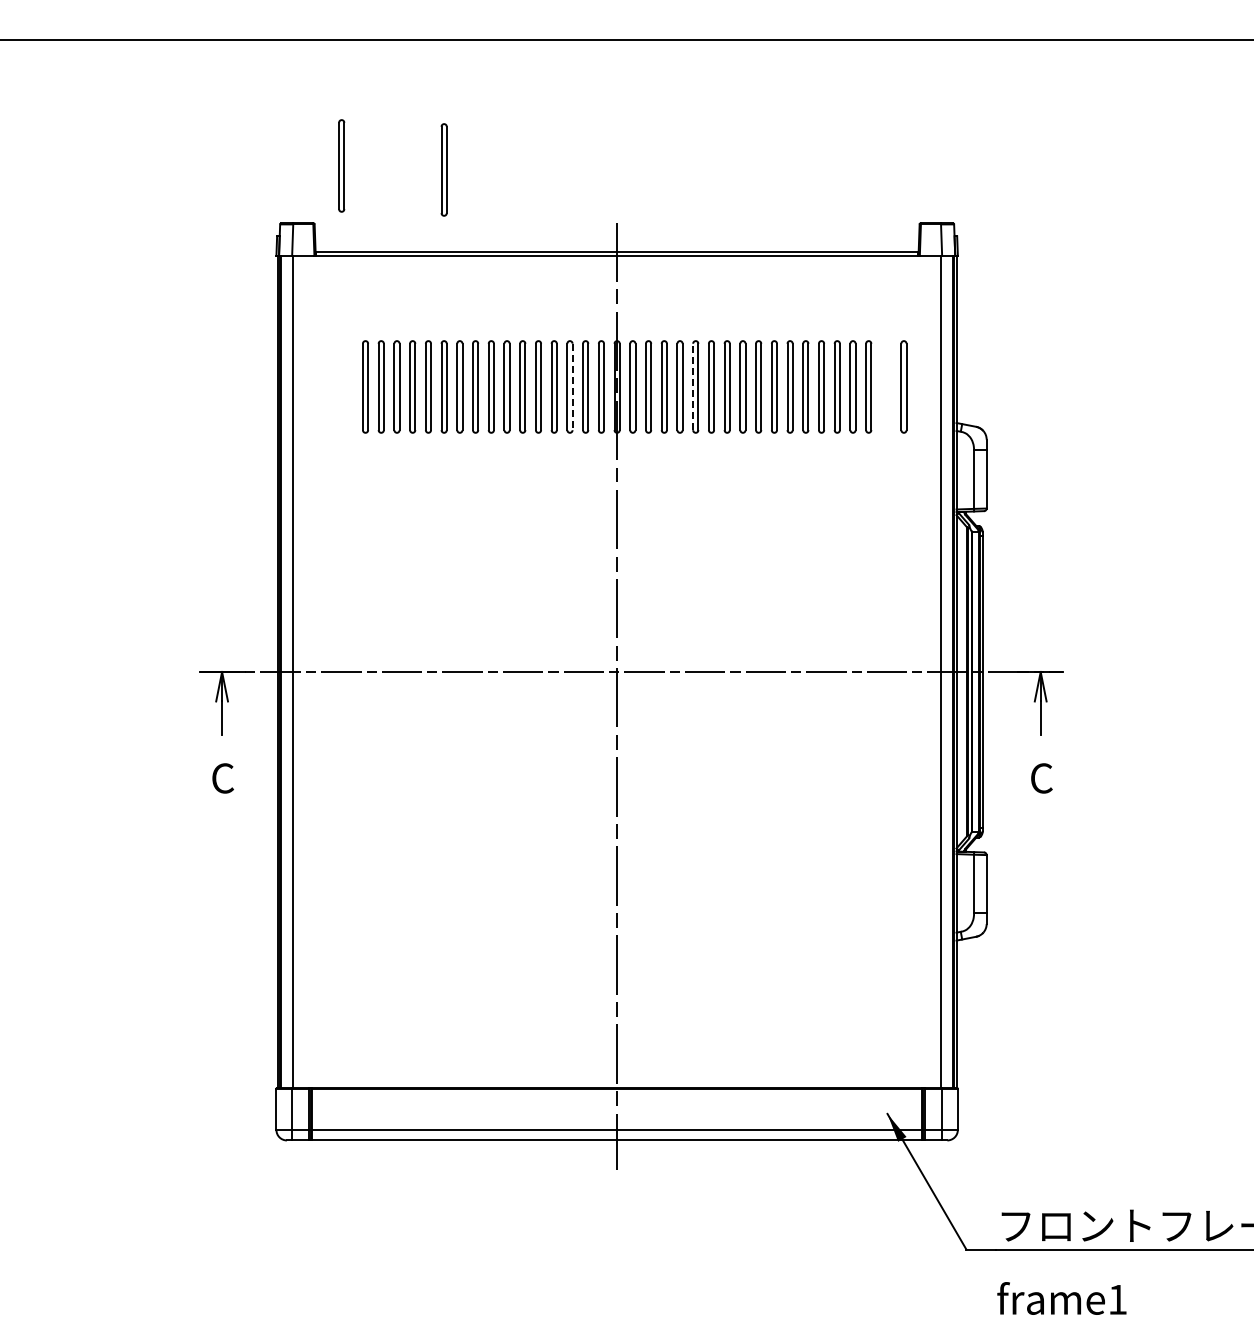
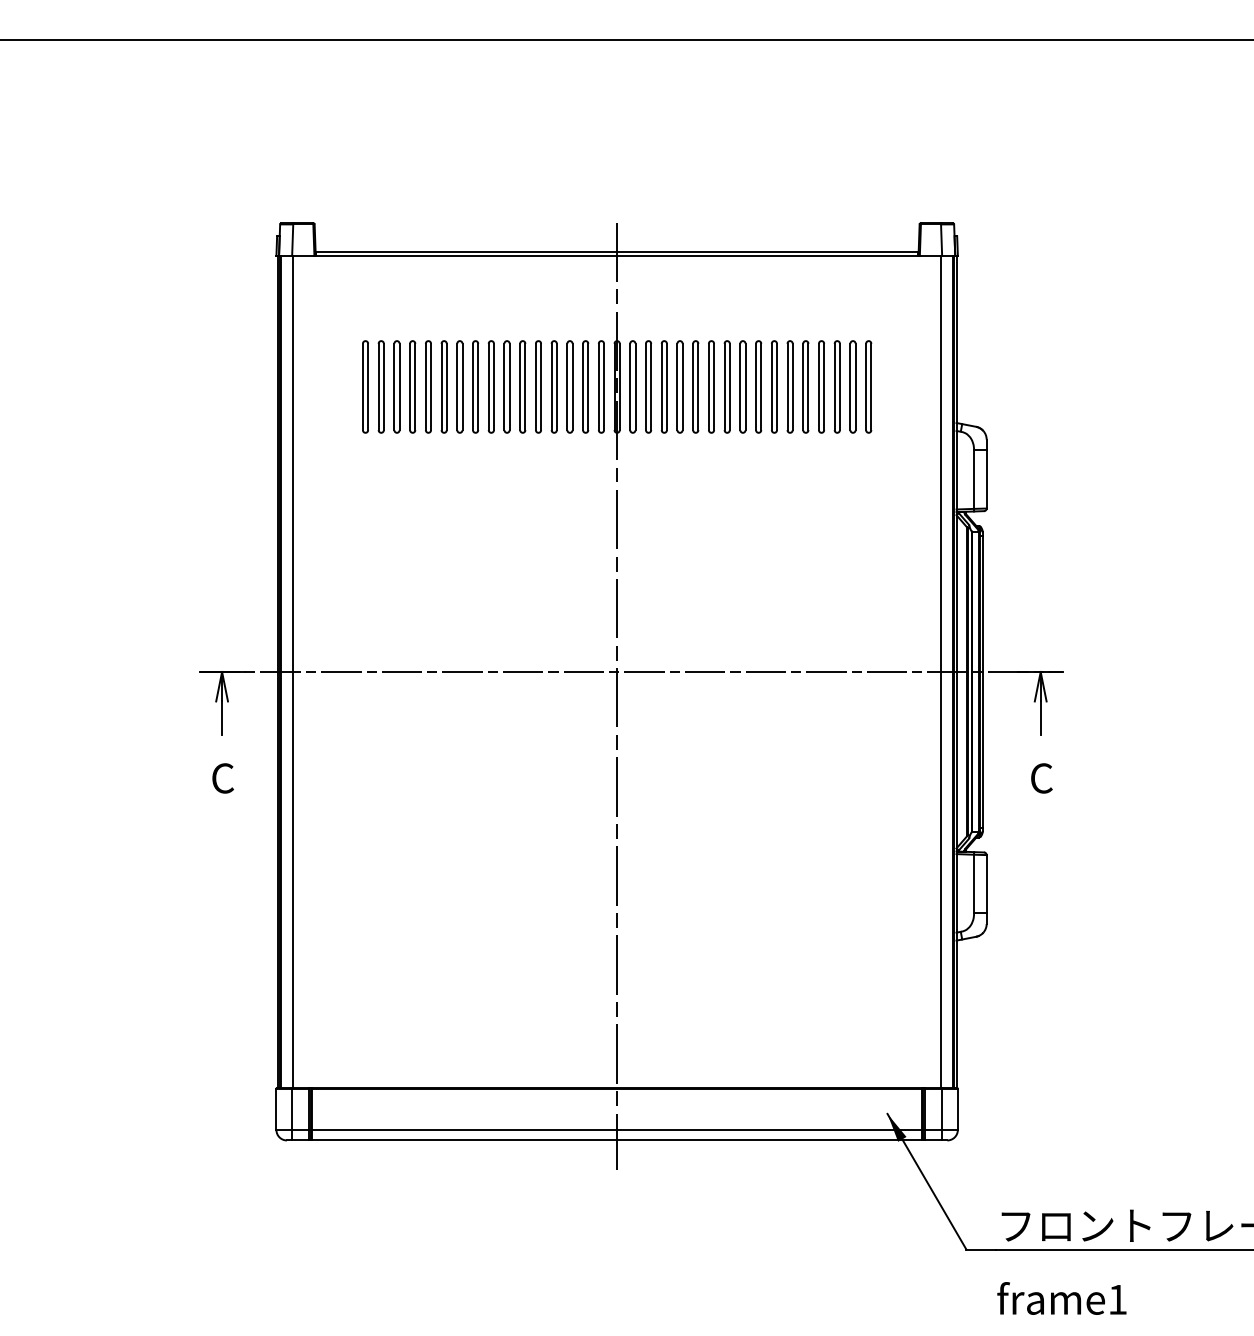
part: present -> none (341, 165)
part: present -> none (443, 169)
line: dashed -> solid (693, 386)
part: present -> none (903, 386)
line: dashed -> solid (572, 387)
